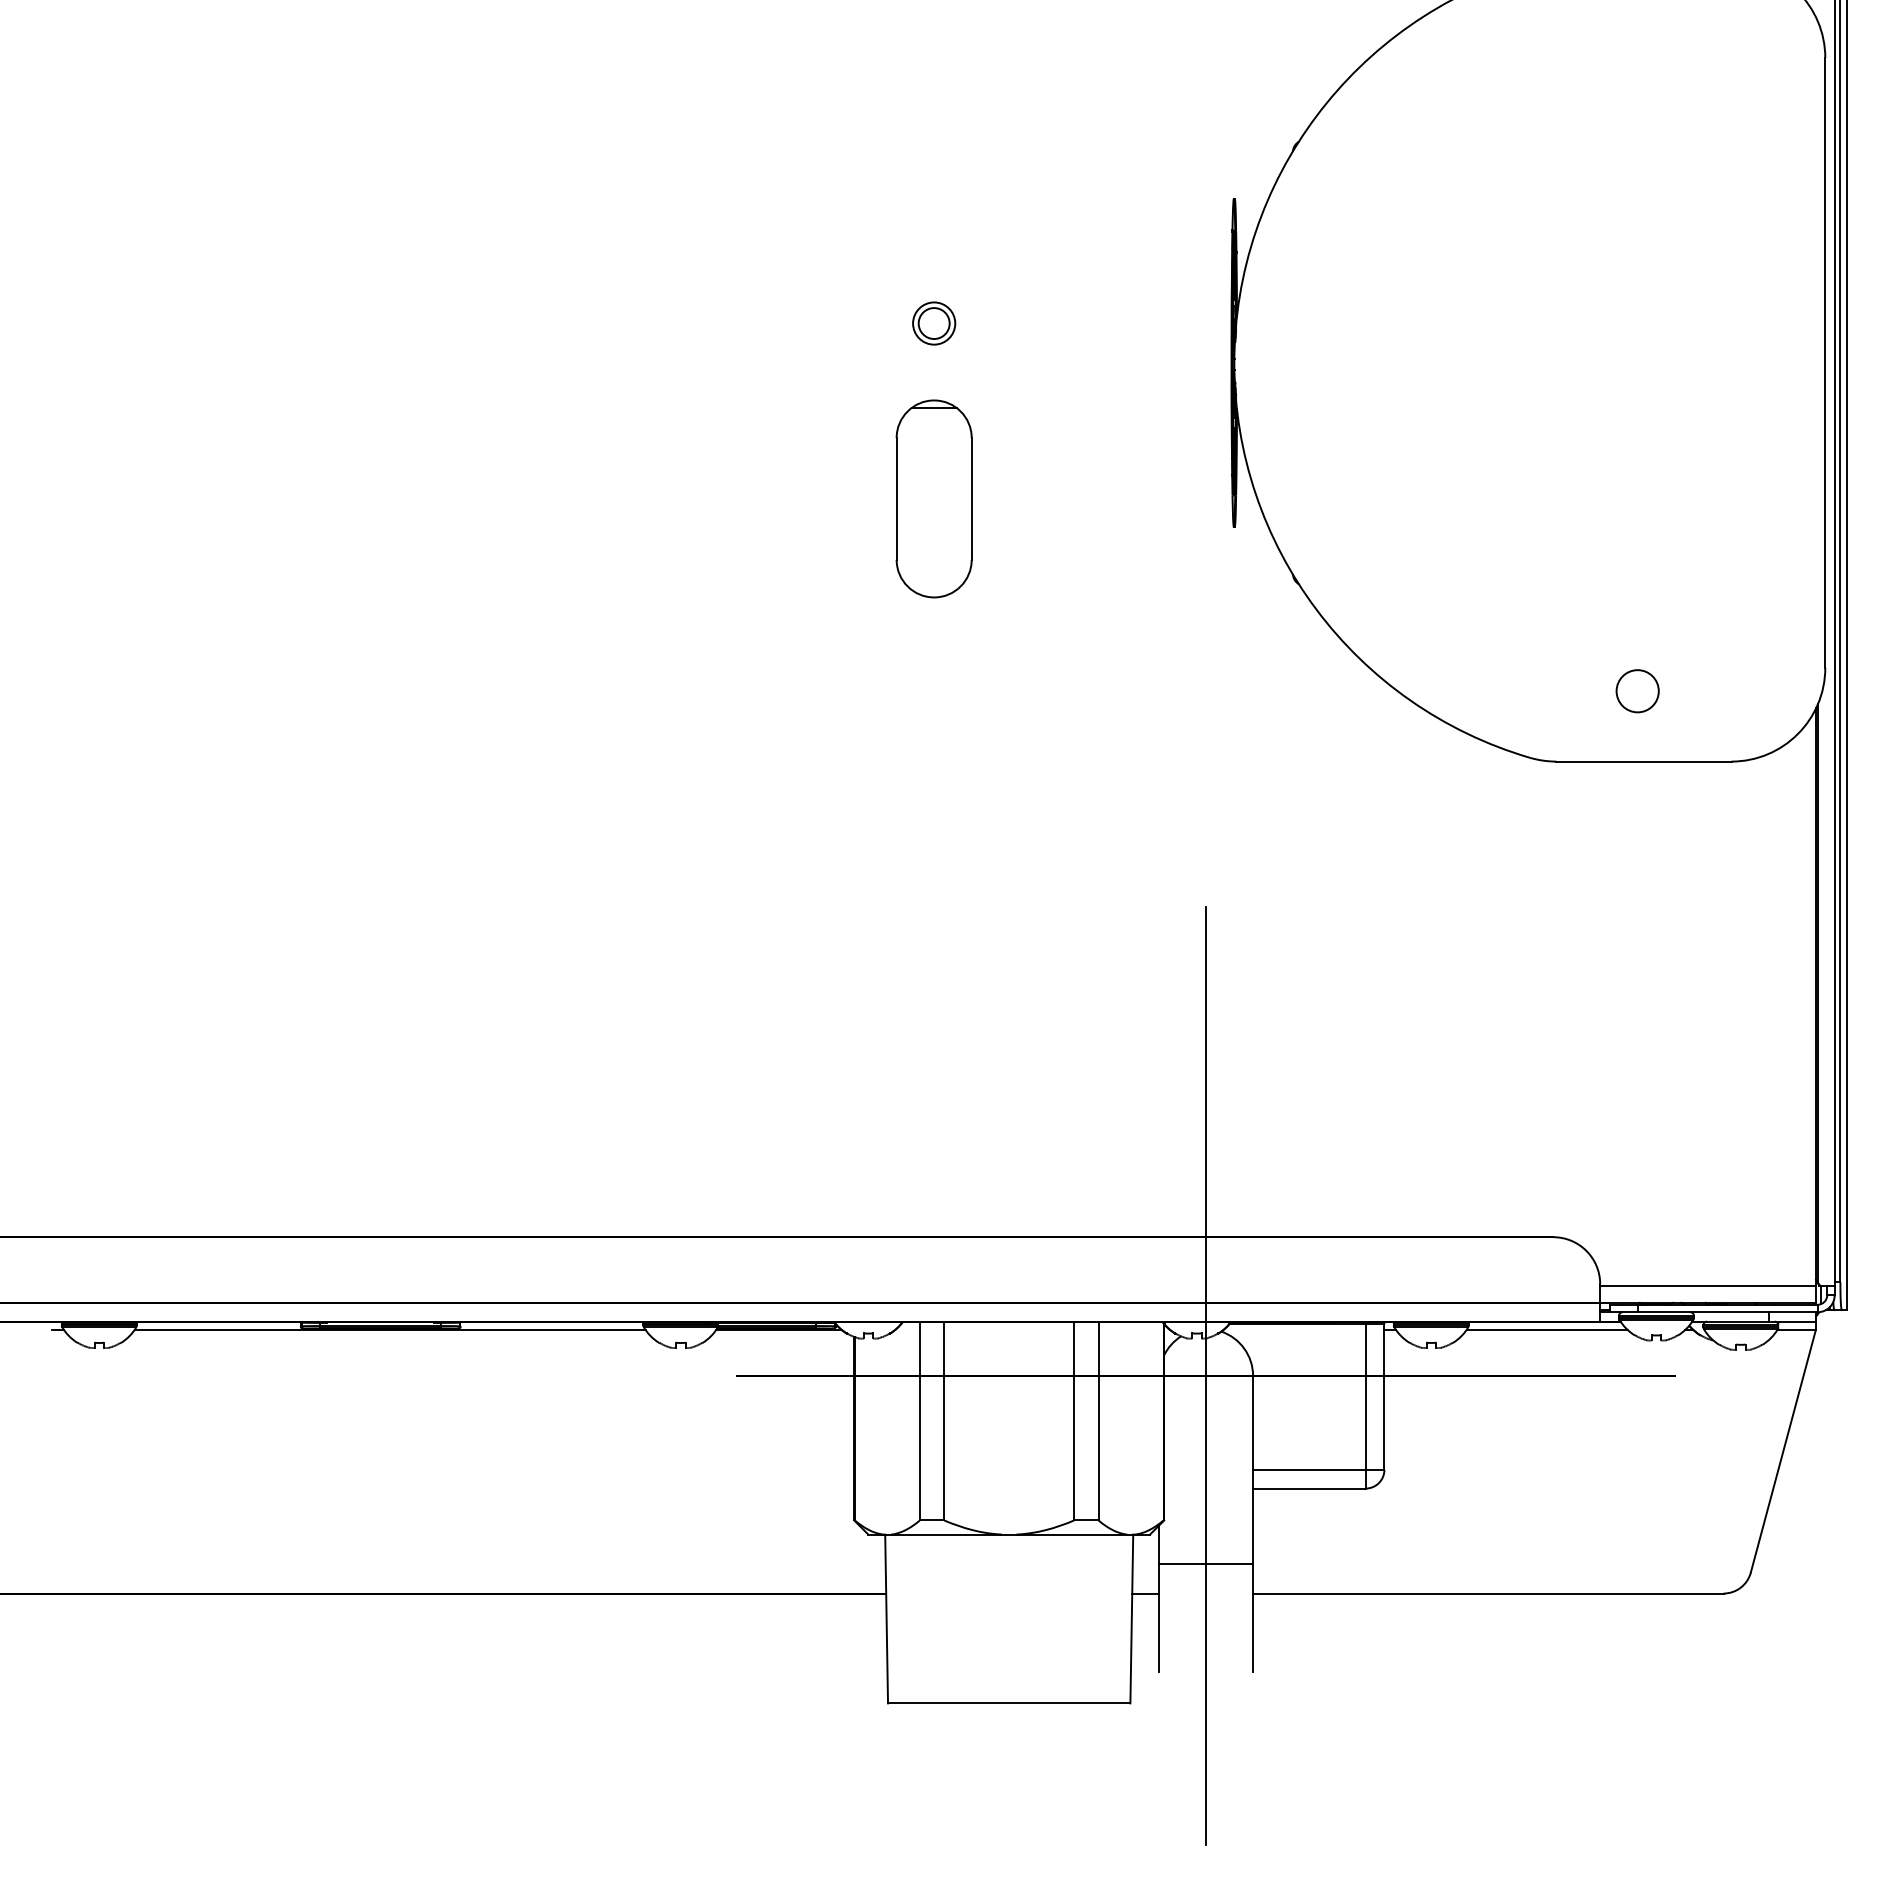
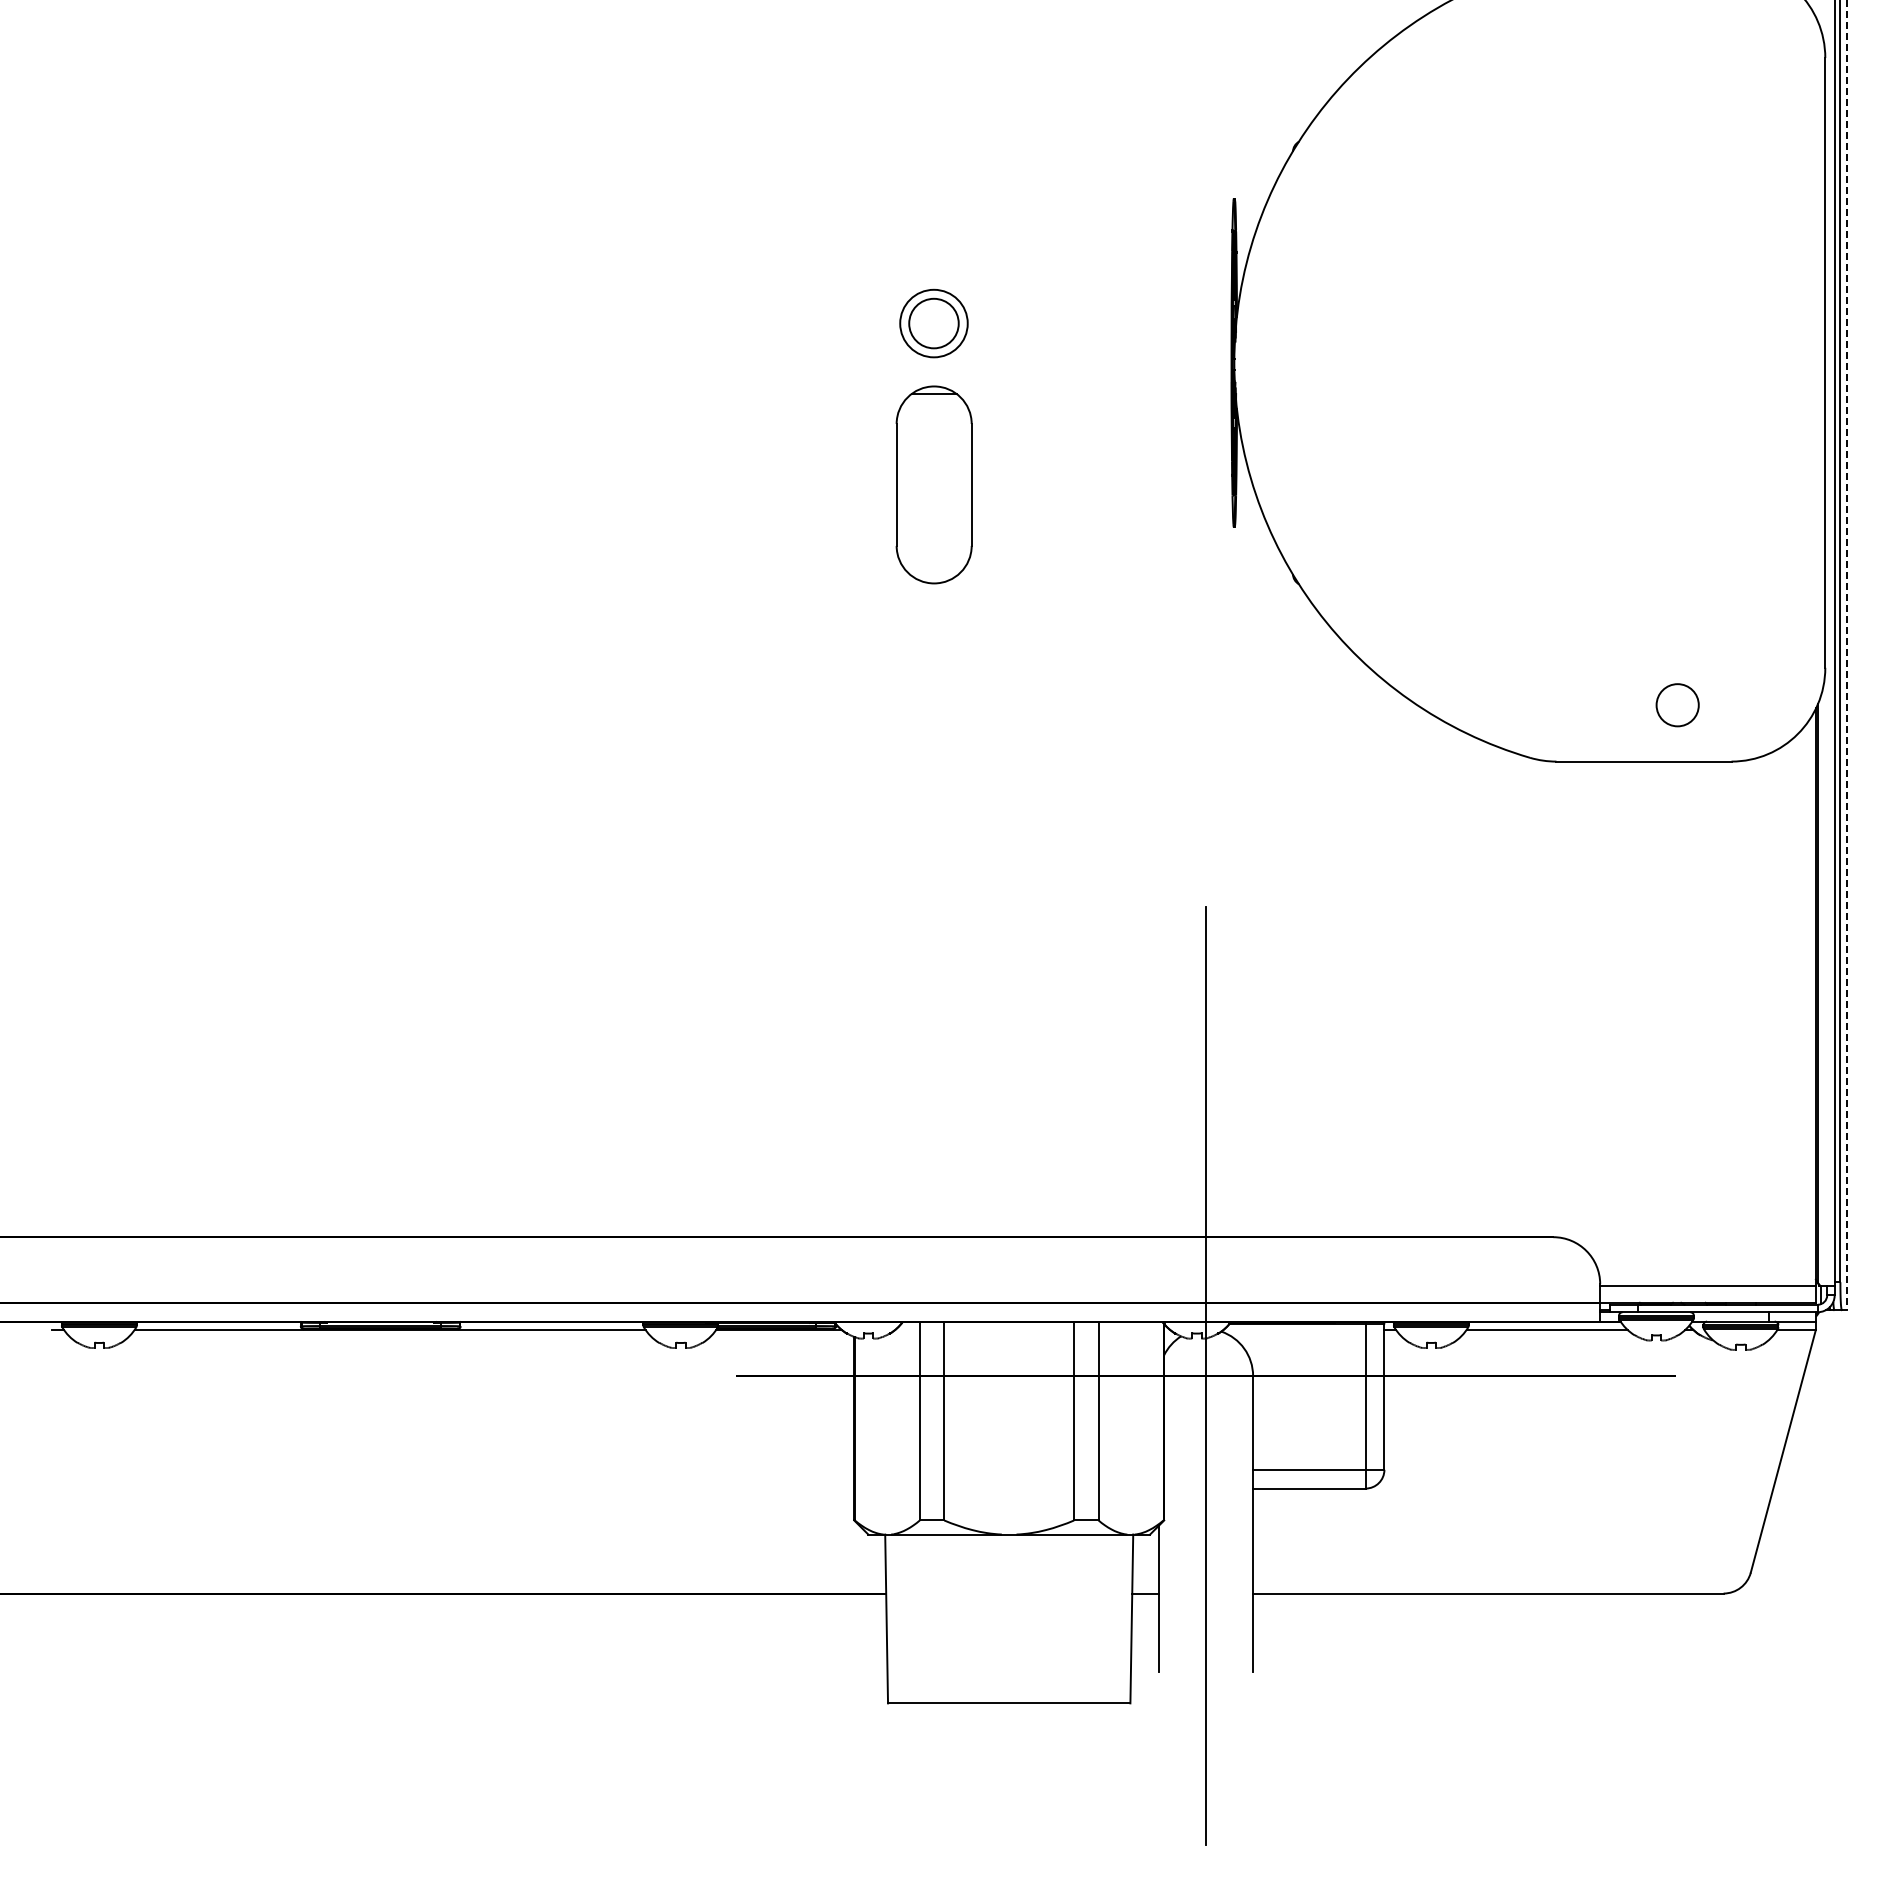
part size: 45x45 px -> 70x71 px (933, 323)
part position: (933, 498) -> (933, 484) (933, 484)
line: solid -> dashed (1846, 655)
circle position: (1637, 691) -> (1677, 705) (1677, 705)
line: present -> none (1206, 1563)
